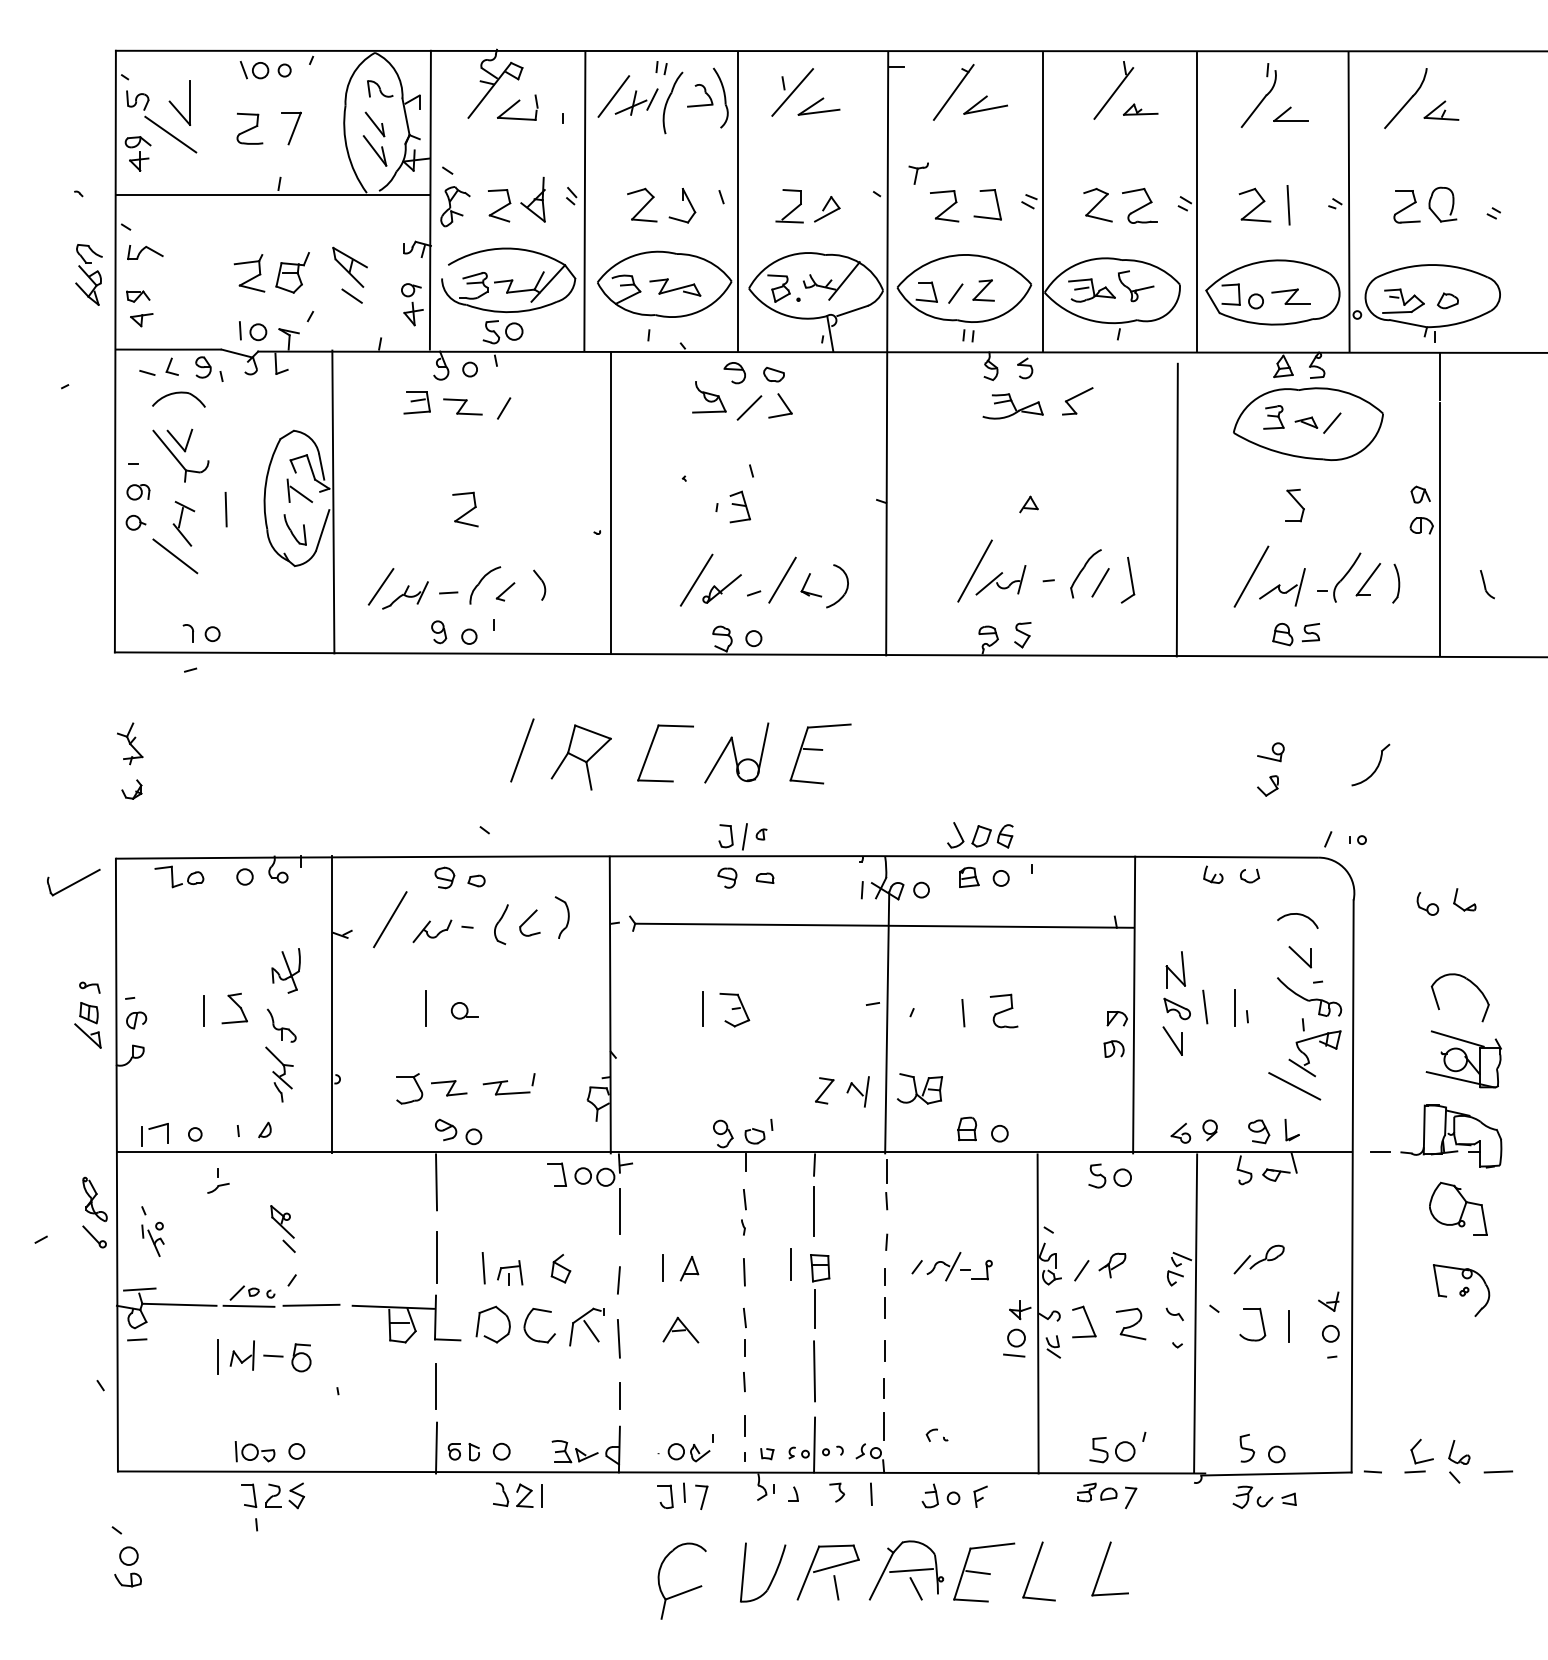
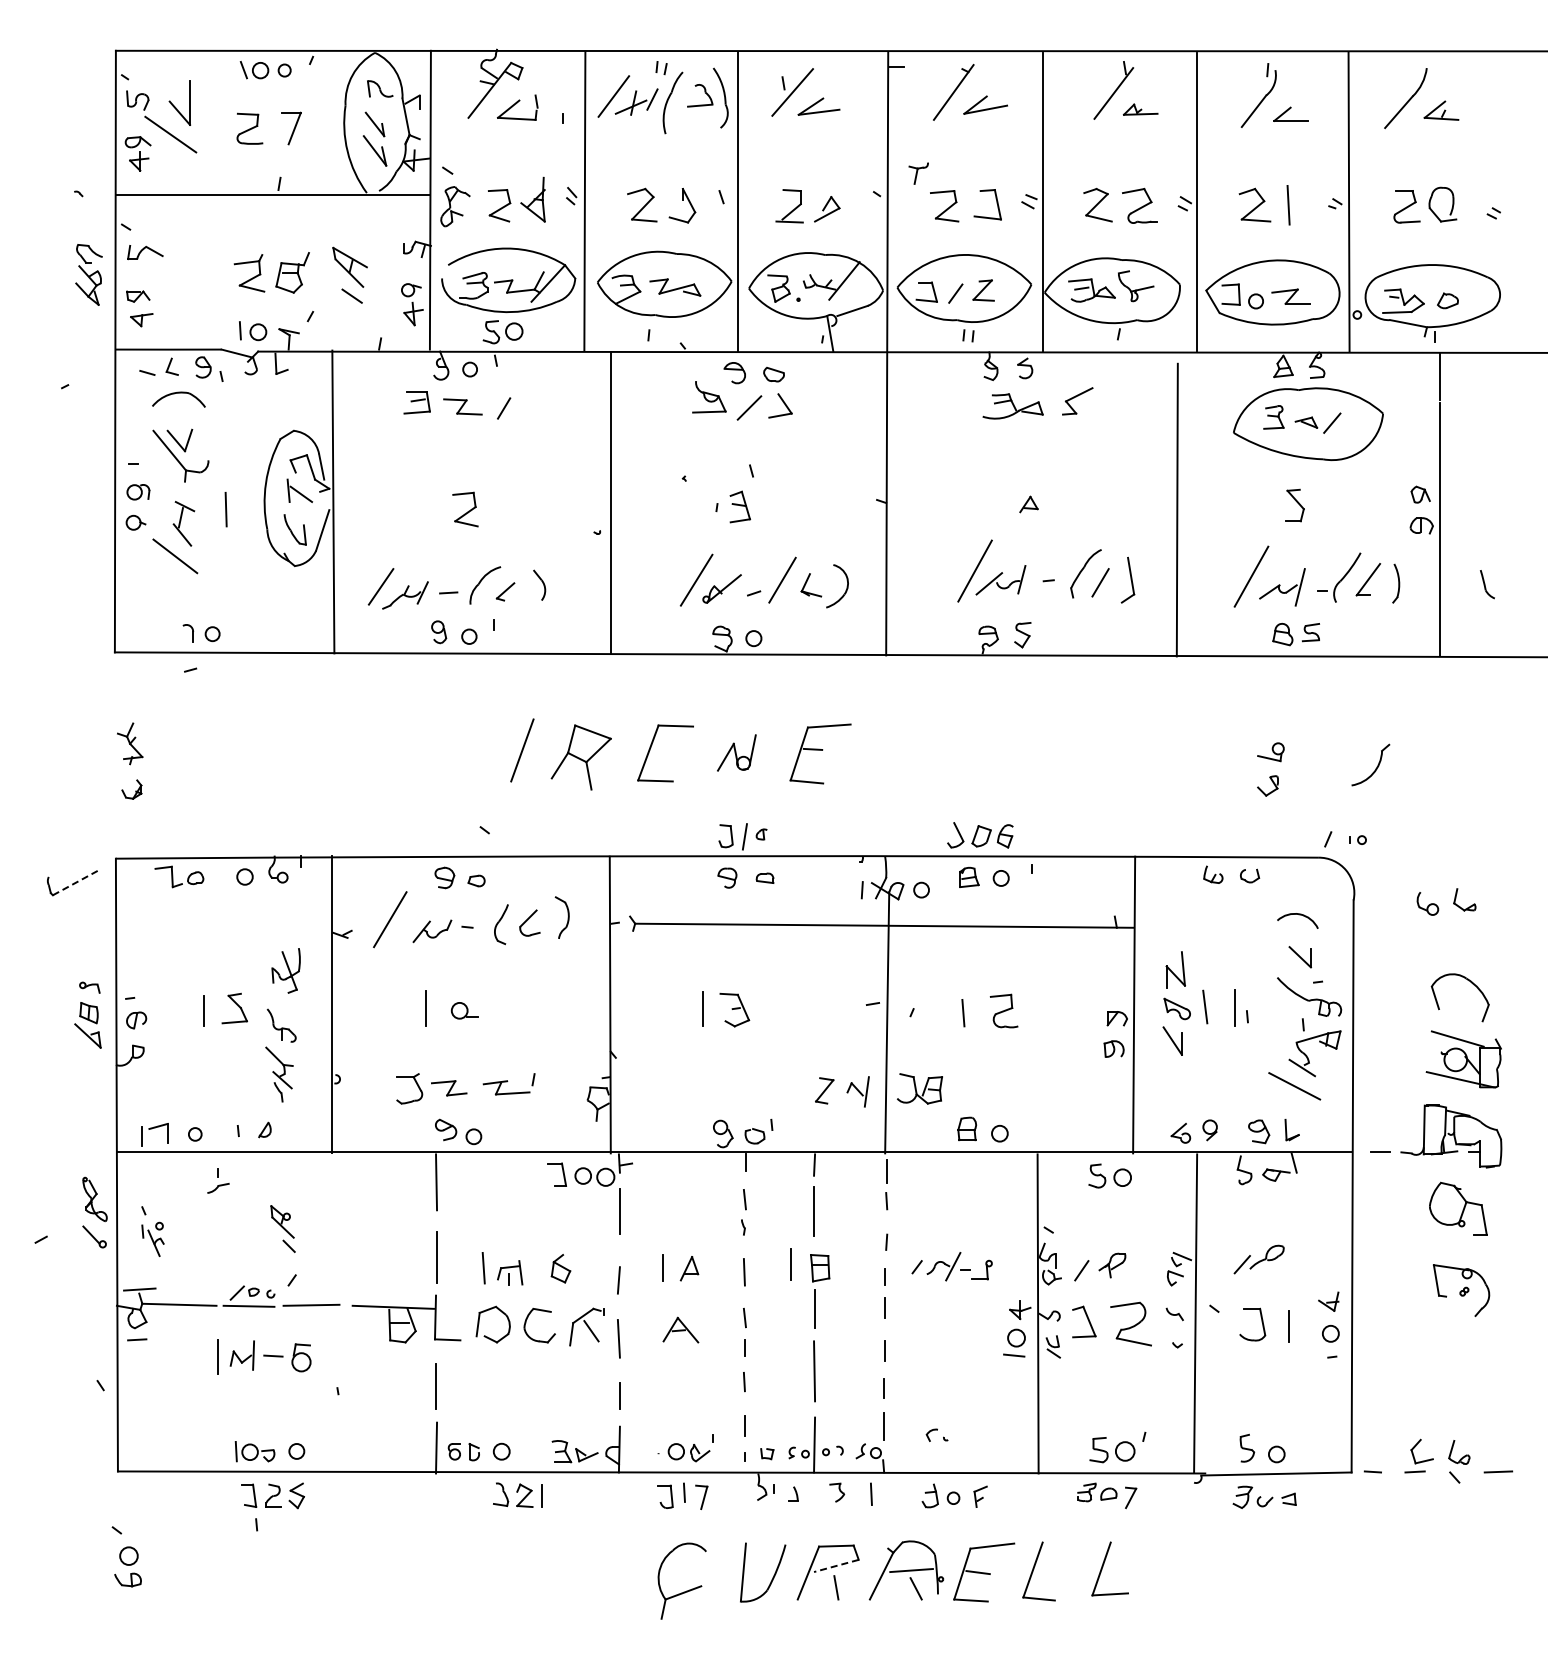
part size: 66x62 px -> 40x38 px (736, 752)
line: solid -> dashed (76, 882)
part size: 32x34 px -> 42x46 px (1130, 1323)
line: solid -> dashed (835, 1566)
